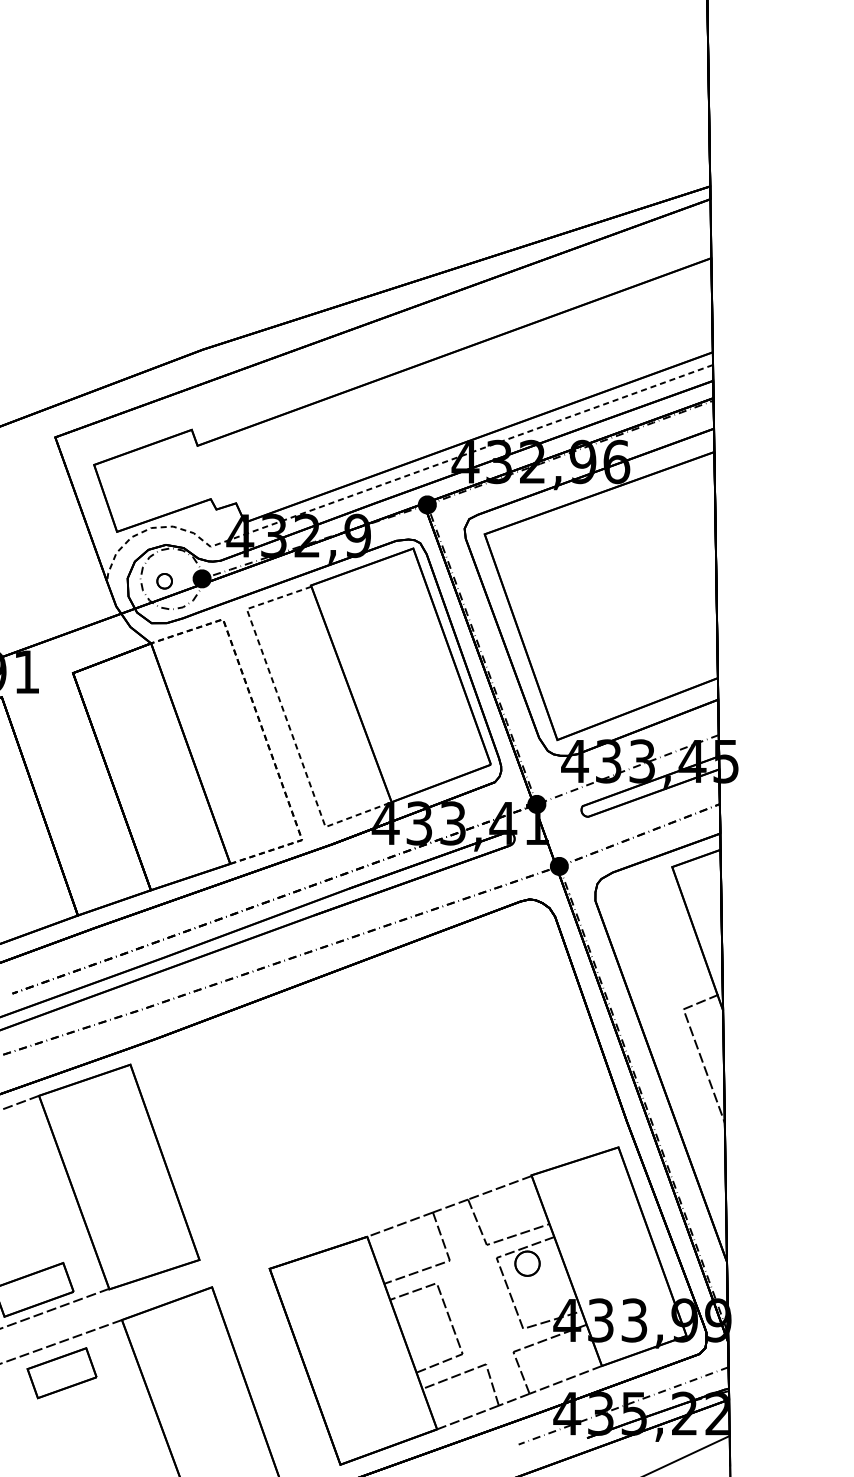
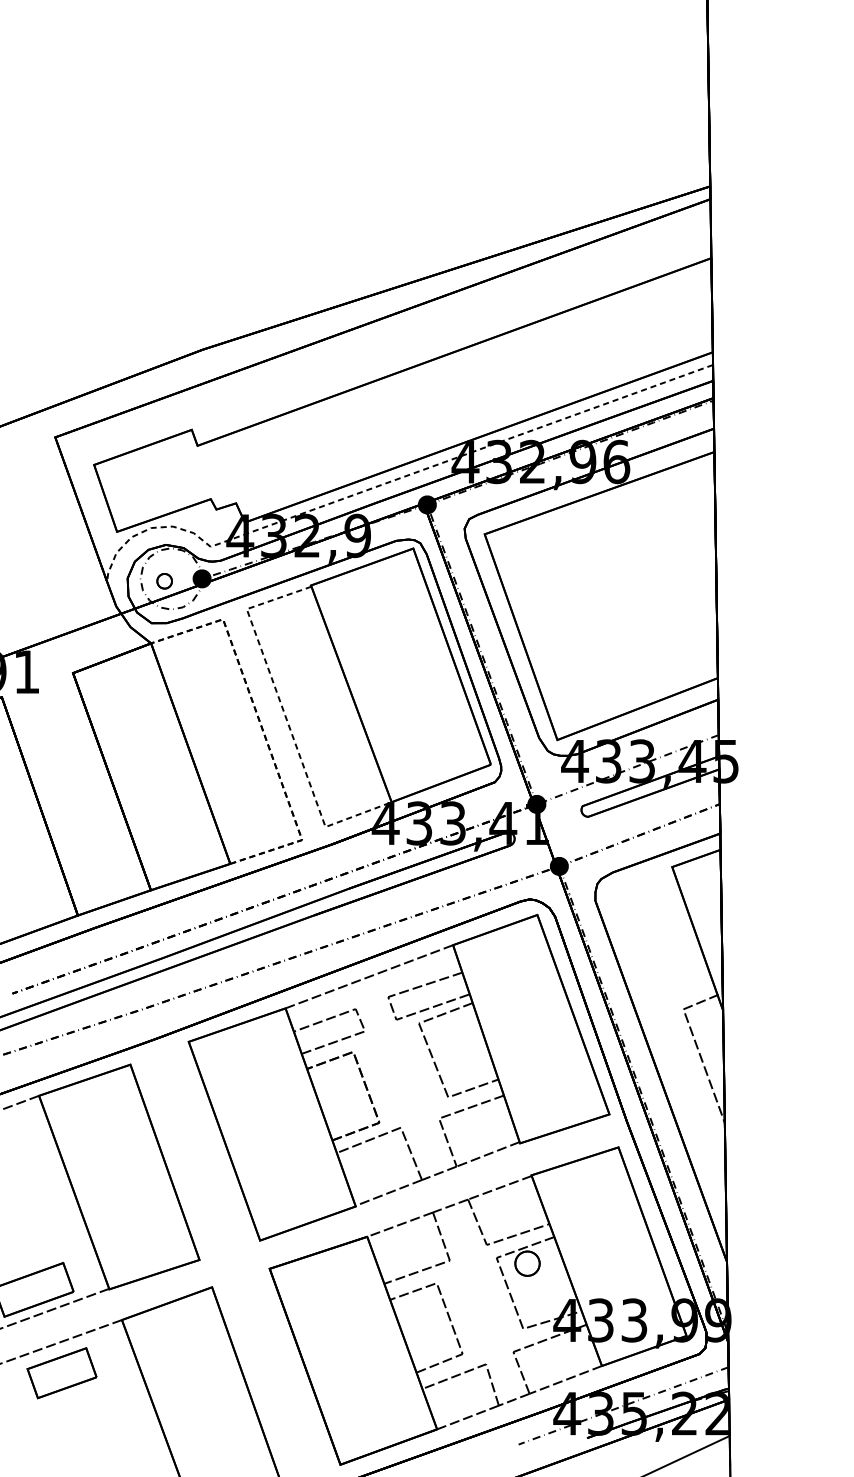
part: none -> present (367, 1086)
